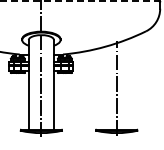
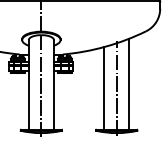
line: dashed -> solid (80, 1)
line: none -> present (129, 83)
line: none -> present (104, 88)
